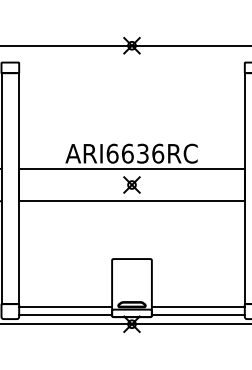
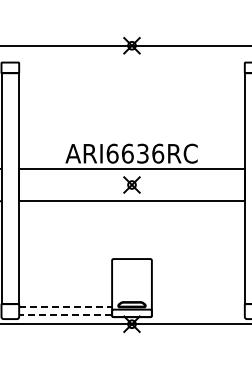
line: solid -> dashed (65, 307)
line: present -> none (197, 307)
line: solid -> dashed (65, 315)
line: present -> none (197, 315)
